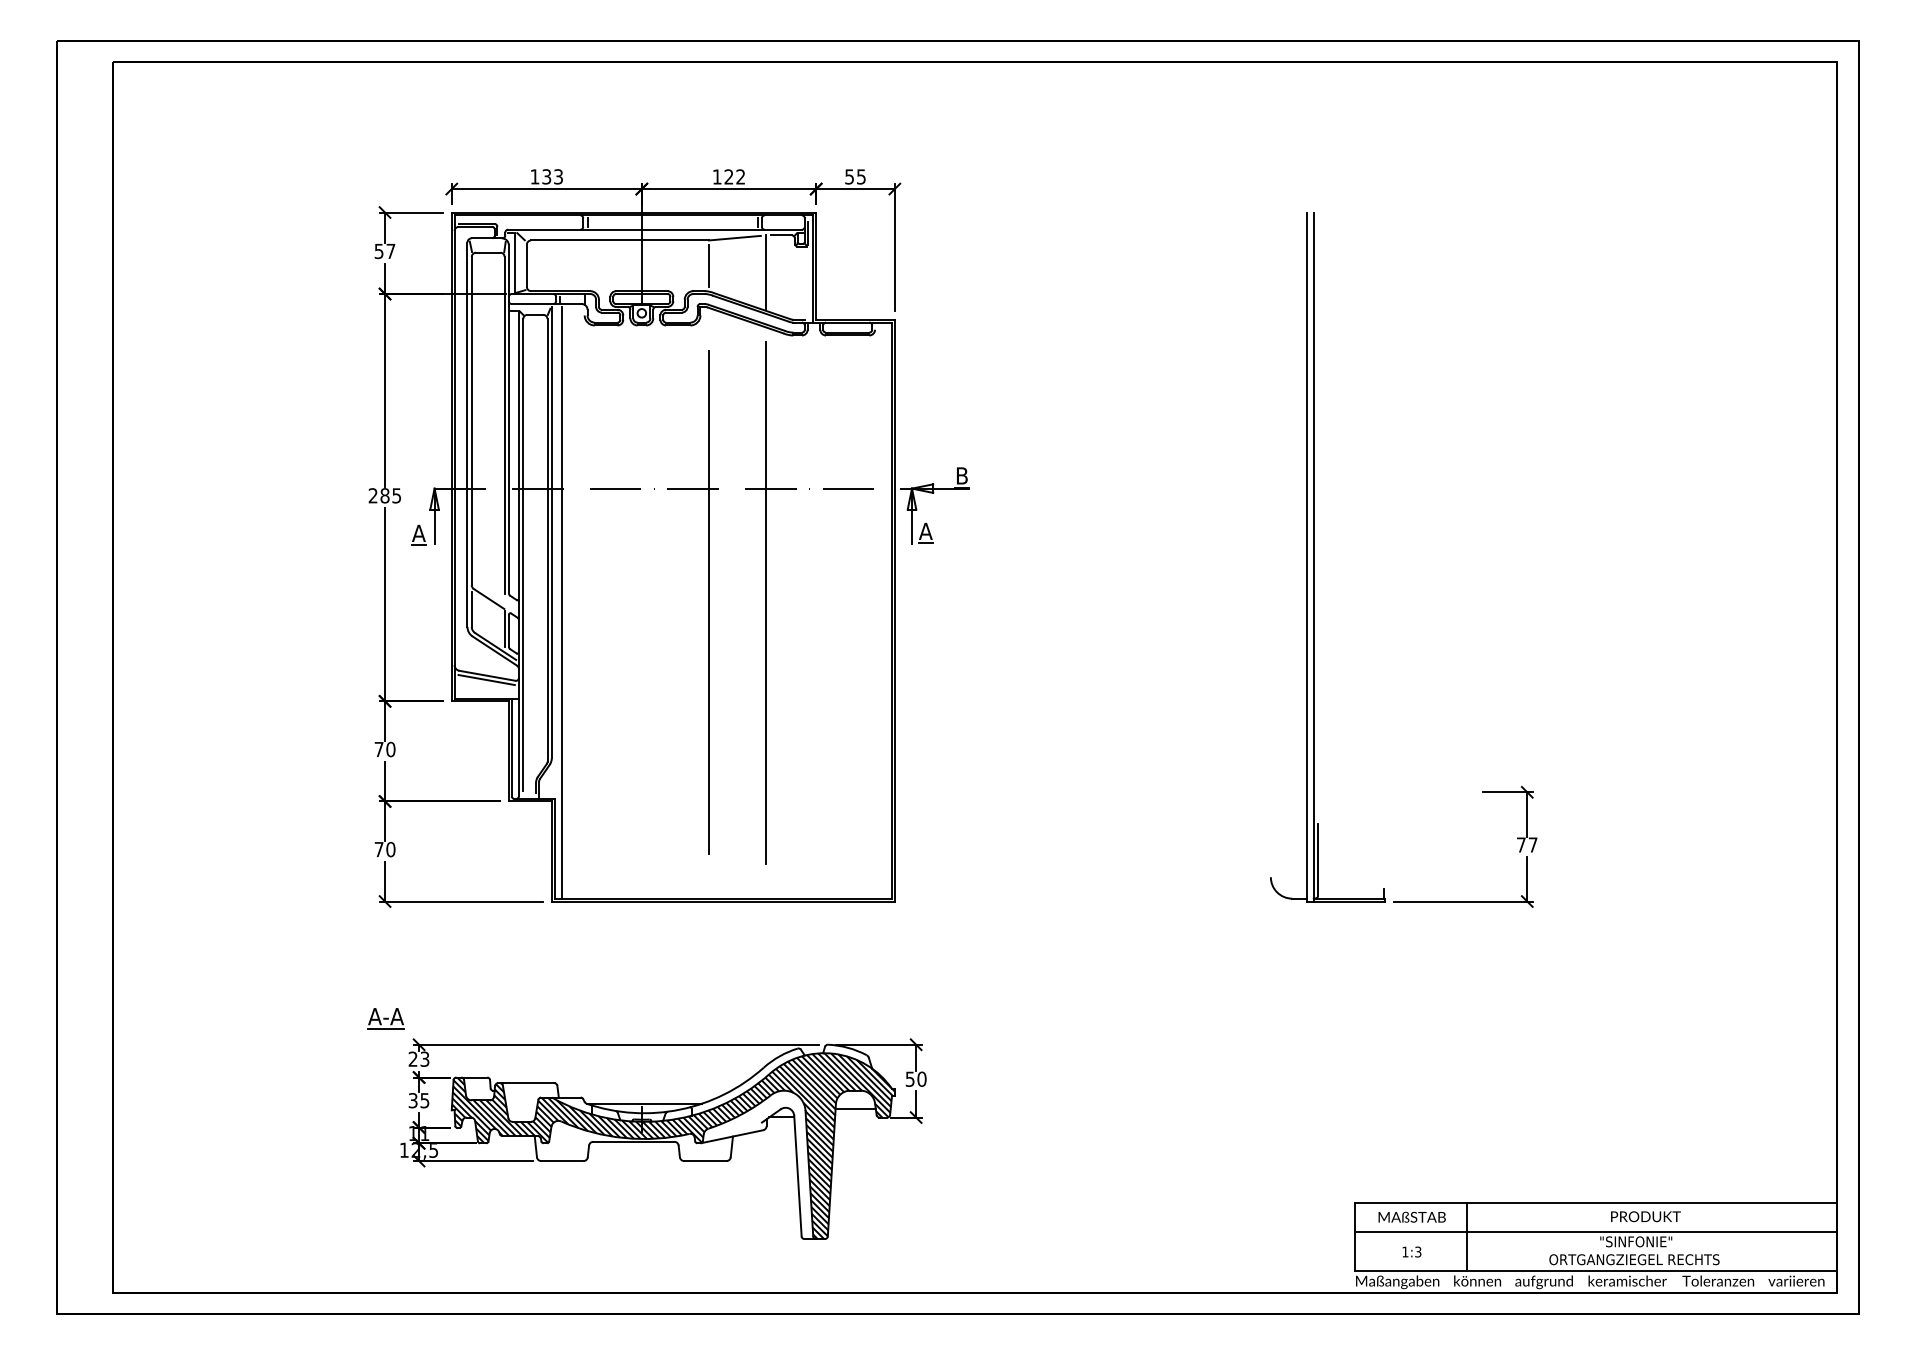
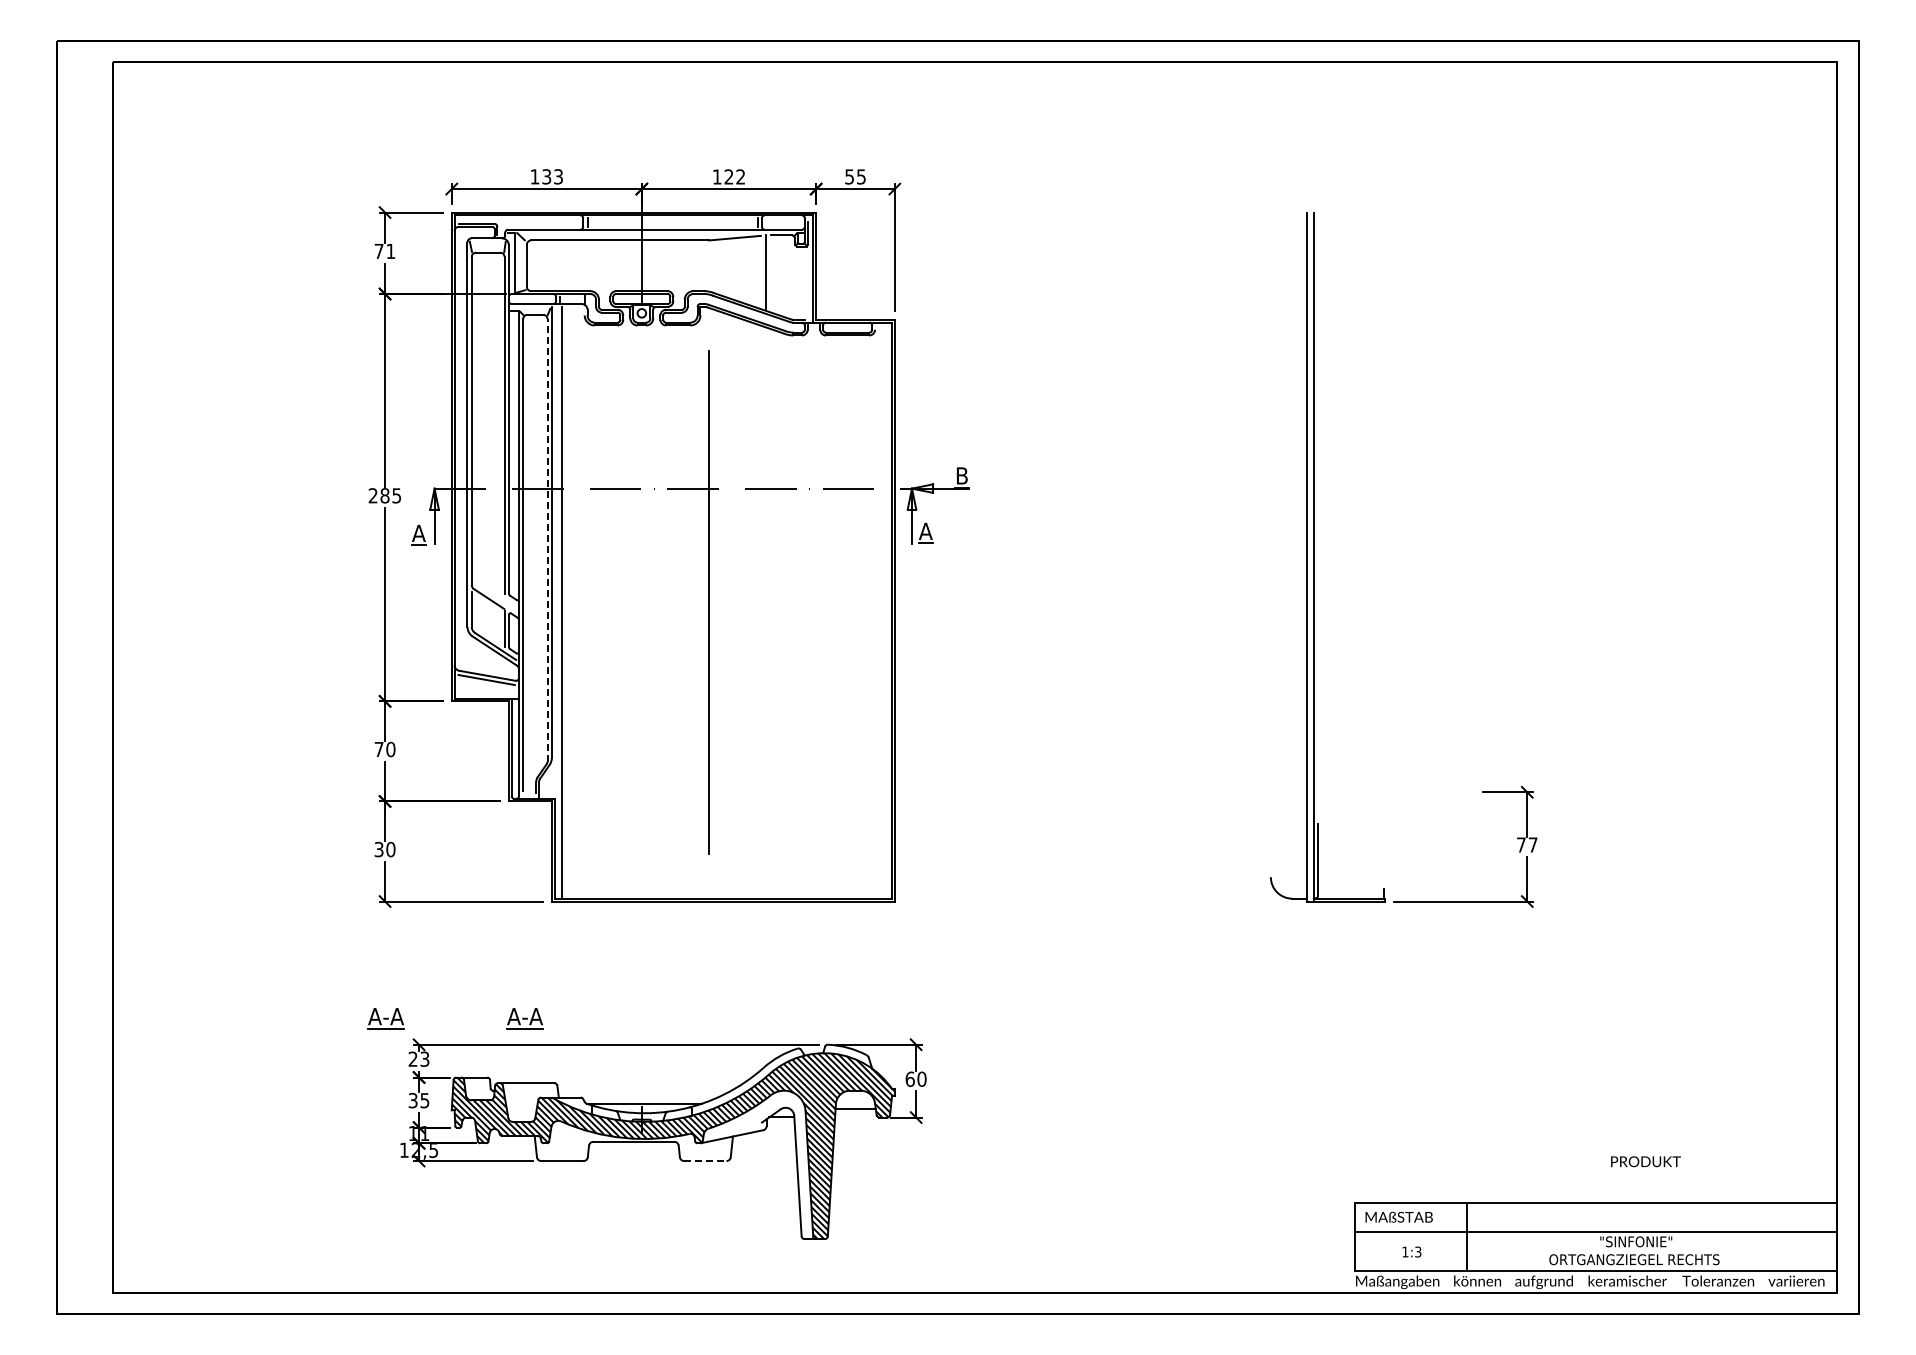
text: 57 -> 71 (384, 251)
line: present -> none (709, 265)
line: solid -> dashed (547, 539)
line: present -> none (766, 603)
text: 70 -> 30 (378, 849)
part: none -> present (524, 1018)
text: 50 -> 60 (909, 1078)
line: solid -> dashed (705, 1161)
text position: (1411, 1216) -> (1398, 1216) (1398, 1216)
text position: (1645, 1216) -> (1645, 1161) (1645, 1161)
